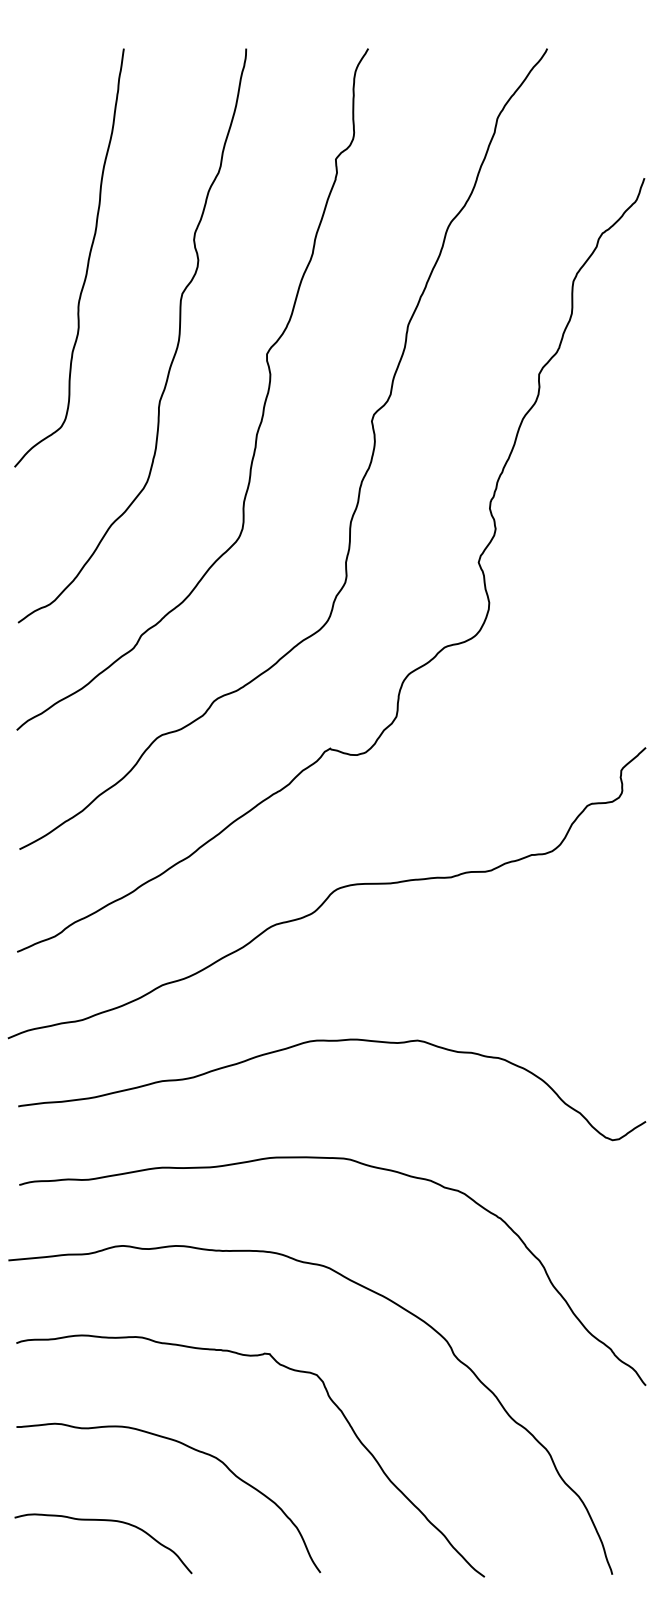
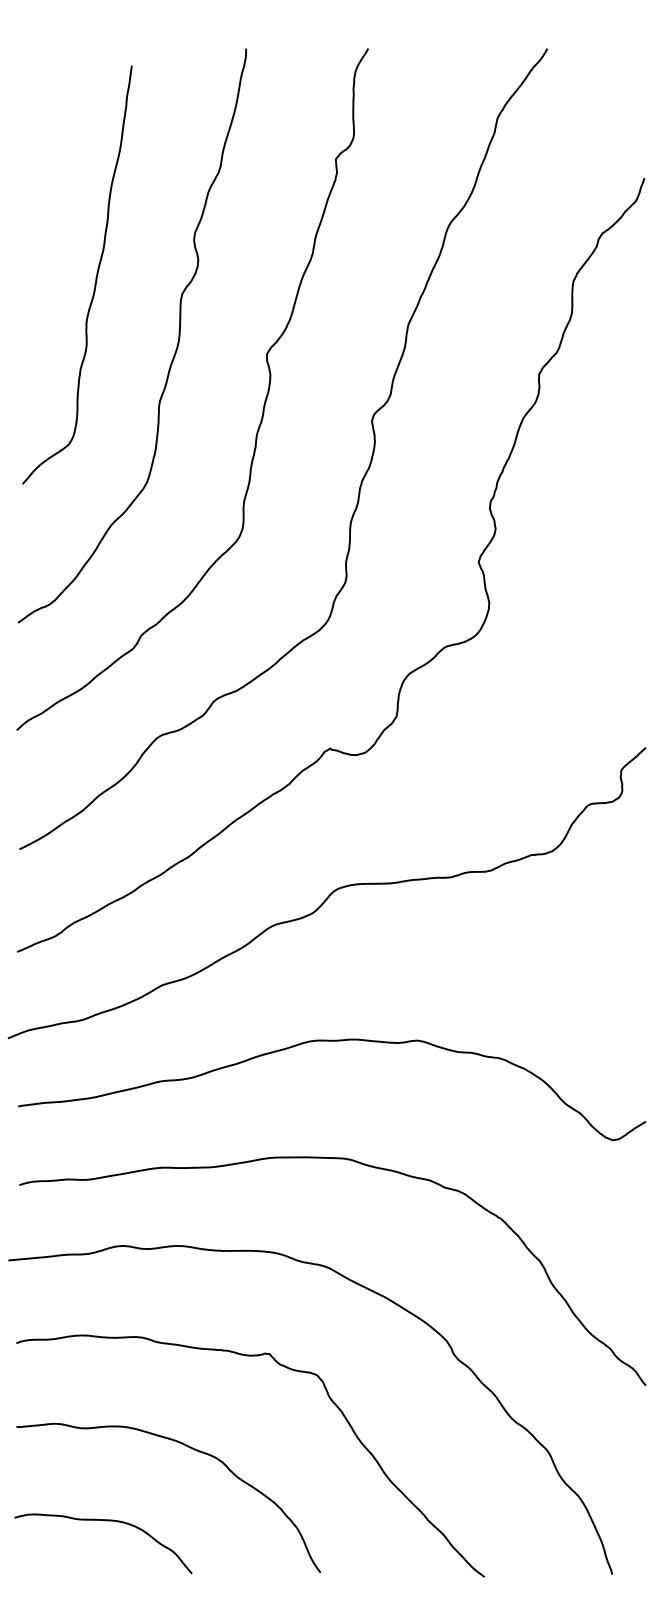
curve position: (87, 260) -> (95, 277) (95, 277)
